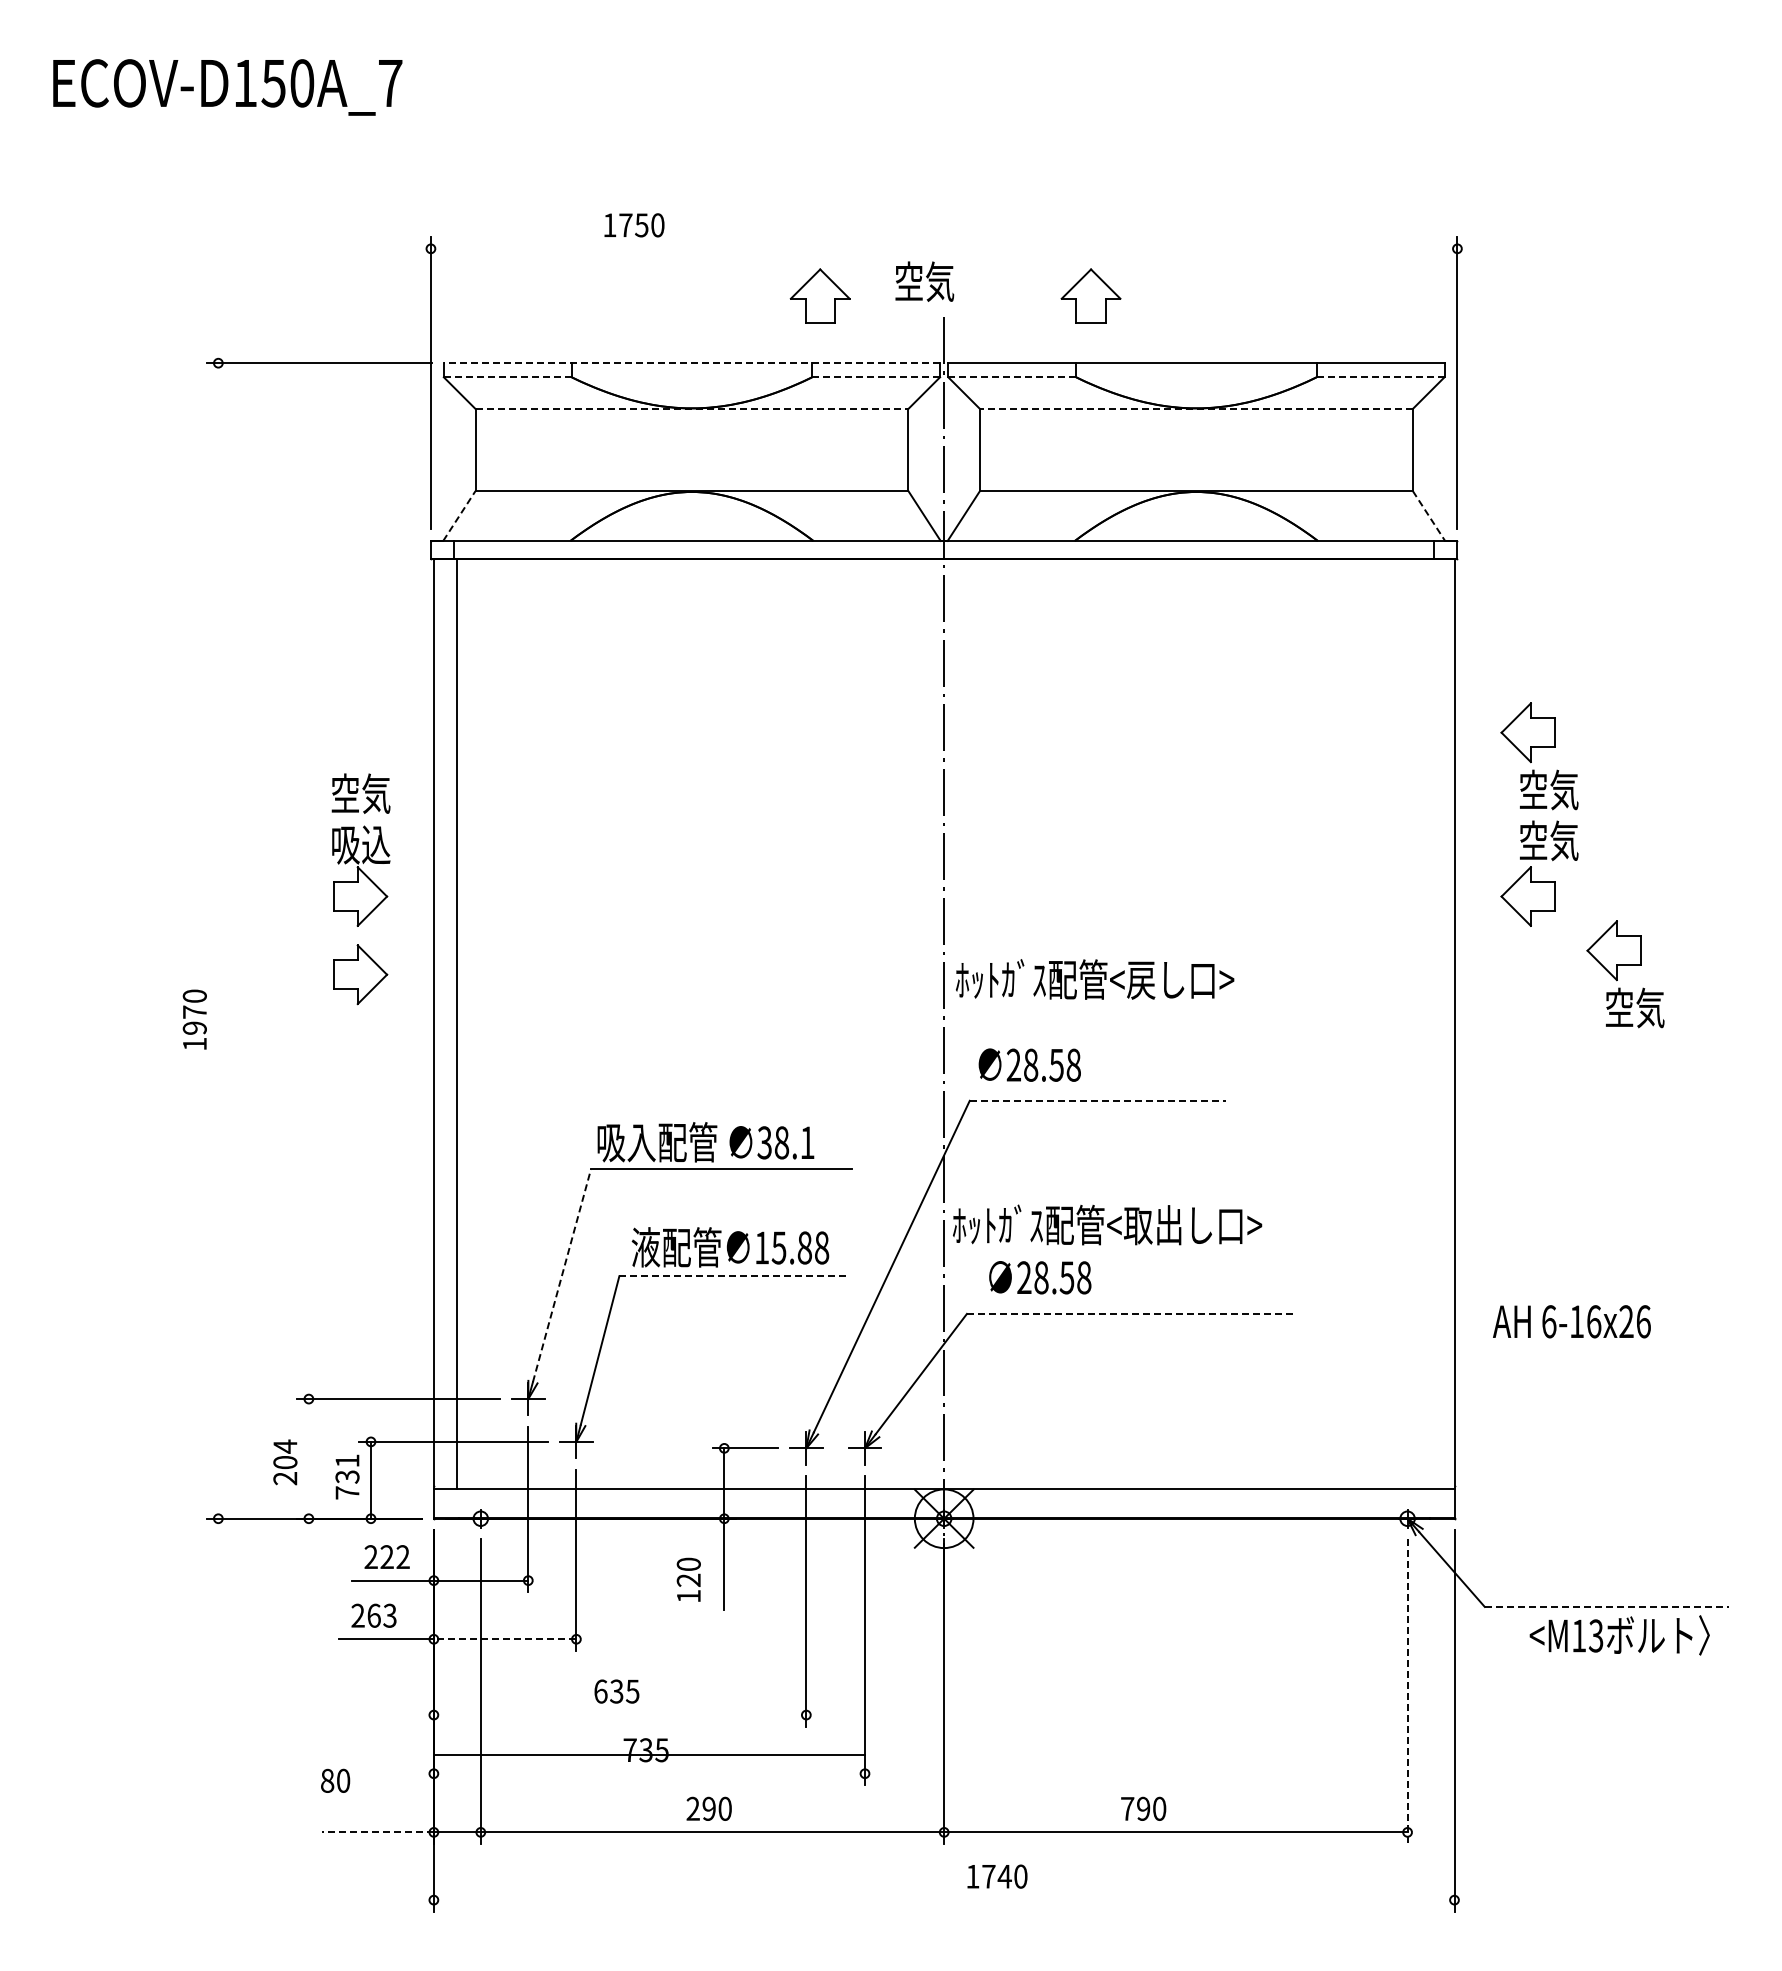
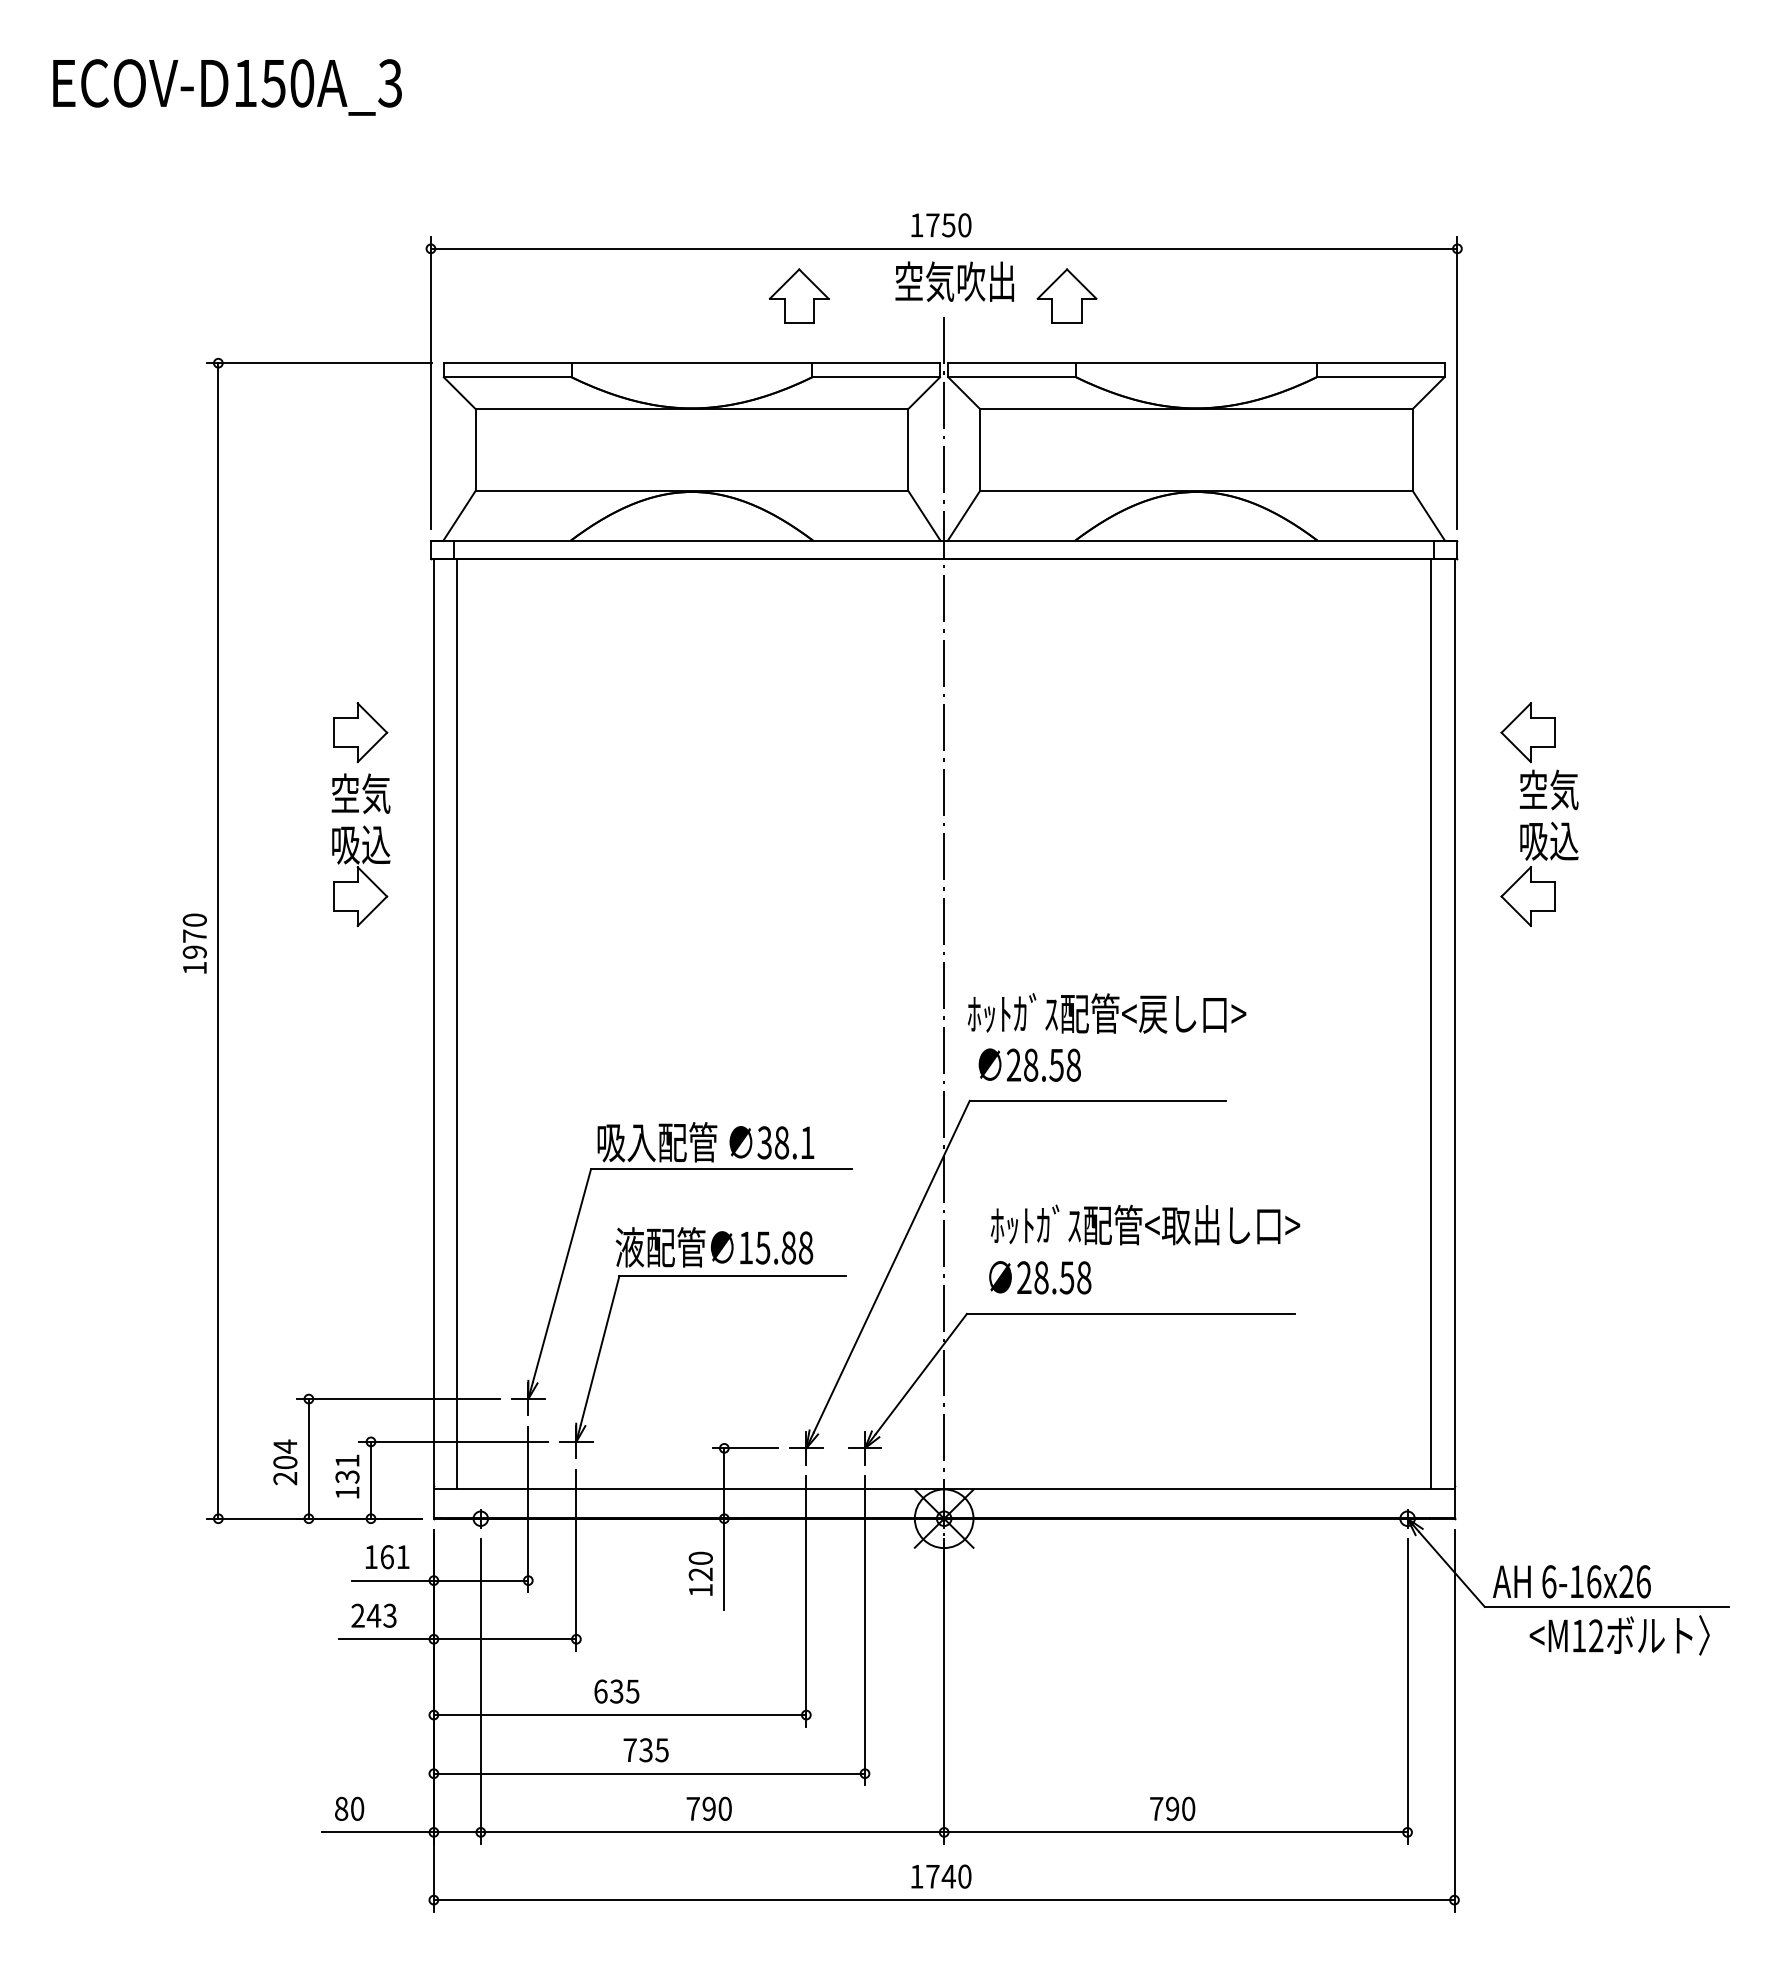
text: ECOV-D150A_7 -> ECOV-D150A_3 (390, 83)
text position: (634, 225) -> (941, 225) (941, 225)
line: none -> present (943, 248)
text: 空気 -> 空気吹出 (985, 281)
part position: (819, 295) -> (798, 295) (798, 295)
part position: (1090, 295) -> (1066, 295) (1066, 295)
line: dashed -> solid (691, 363)
line: dashed -> solid (507, 377)
line: dashed -> solid (876, 377)
line: dashed -> solid (1012, 377)
line: dashed -> solid (1380, 377)
line: dashed -> solid (692, 408)
line: dashed -> solid (1195, 408)
line: dashed -> solid (459, 516)
line: dashed -> solid (1428, 516)
text: 空気 -> 吸込 (1548, 840)
line: none -> present (218, 940)
part position: (360, 974) -> (360, 732) (360, 732)
part: present -> none (1617, 974)
text position: (1095, 979) -> (1107, 1013) (1107, 1013)
text position: (194, 1019) -> (194, 943) (194, 943)
line: none -> present (1431, 1023)
line: dashed -> solid (1098, 1100)
text position: (1107, 1224) -> (1145, 1224) (1145, 1224)
text position: (730, 1247) -> (714, 1247) (714, 1247)
line: dashed -> solid (562, 1275)
line: dashed -> solid (733, 1276)
line: dashed -> solid (1130, 1313)
text position: (1571, 1321) -> (1571, 1581) (1571, 1581)
line: none -> present (308, 1458)
text: 731 -> 131 (347, 1492)
text: 222 -> 161 (386, 1557)
text position: (688, 1579) -> (700, 1573) (700, 1573)
line: dashed -> solid (1606, 1606)
text: 263 -> 243 (373, 1615)
text: <M13 -> <M12 (1595, 1636)
line: dashed -> solid (504, 1639)
line: dashed -> solid (1407, 1692)
line: none -> present (619, 1715)
line position: (649, 1754) -> (649, 1773) (649, 1773)
text position: (335, 1780) -> (349, 1808) (349, 1808)
text: 290 -> 790 (692, 1808)
text position: (1143, 1808) -> (1172, 1808) (1172, 1808)
line: dashed -> solid (377, 1832)
text position: (997, 1876) -> (941, 1876) (941, 1876)
line: none -> present (943, 1900)
